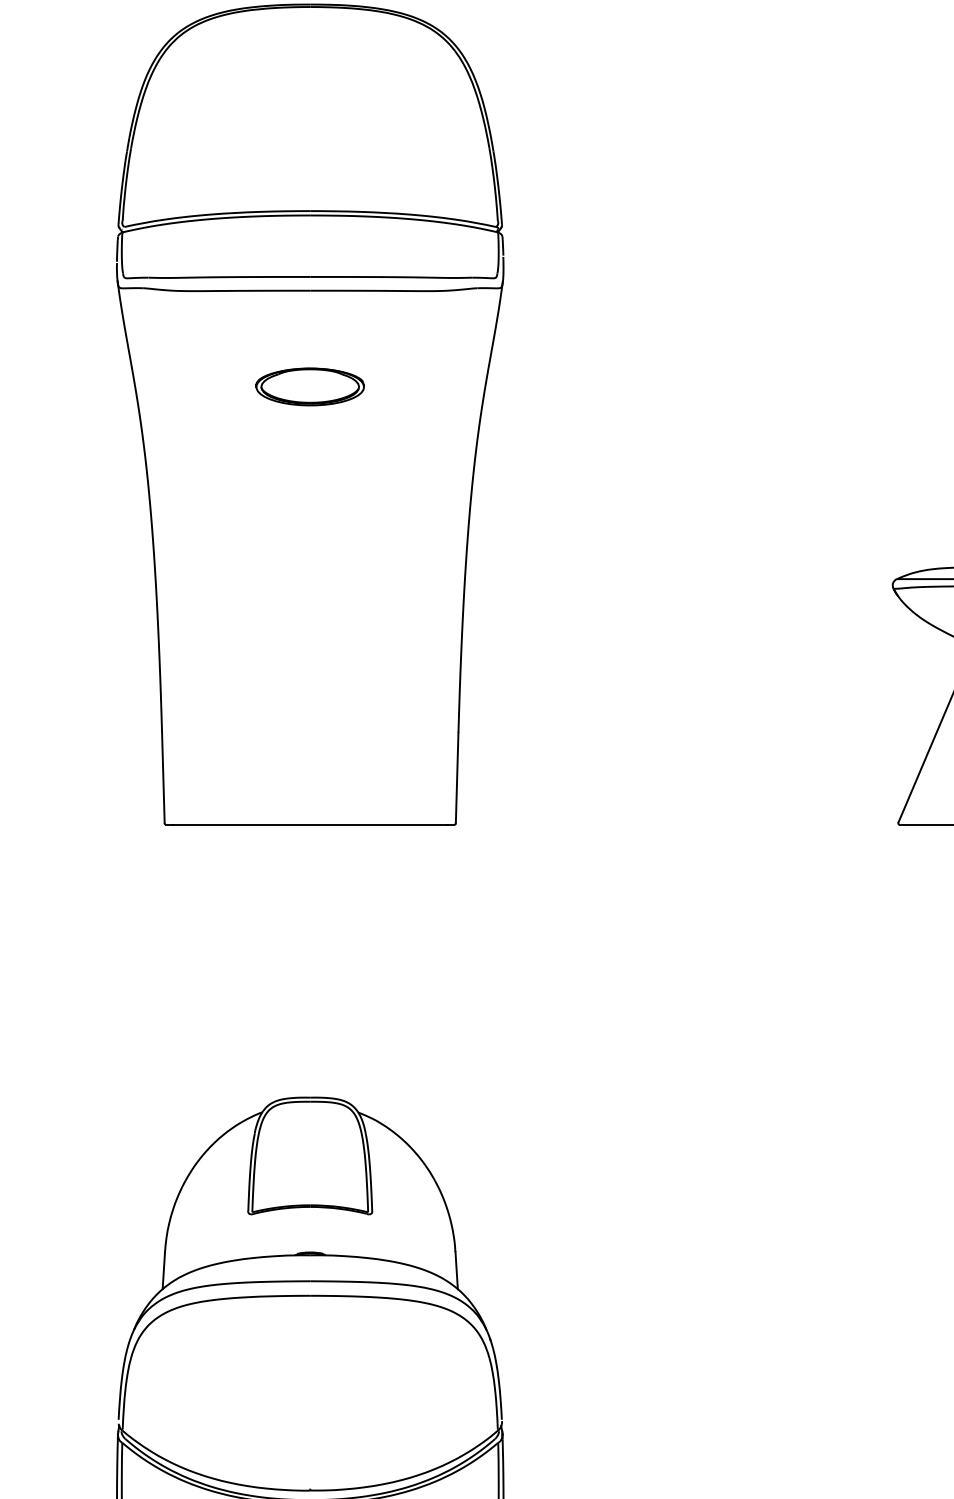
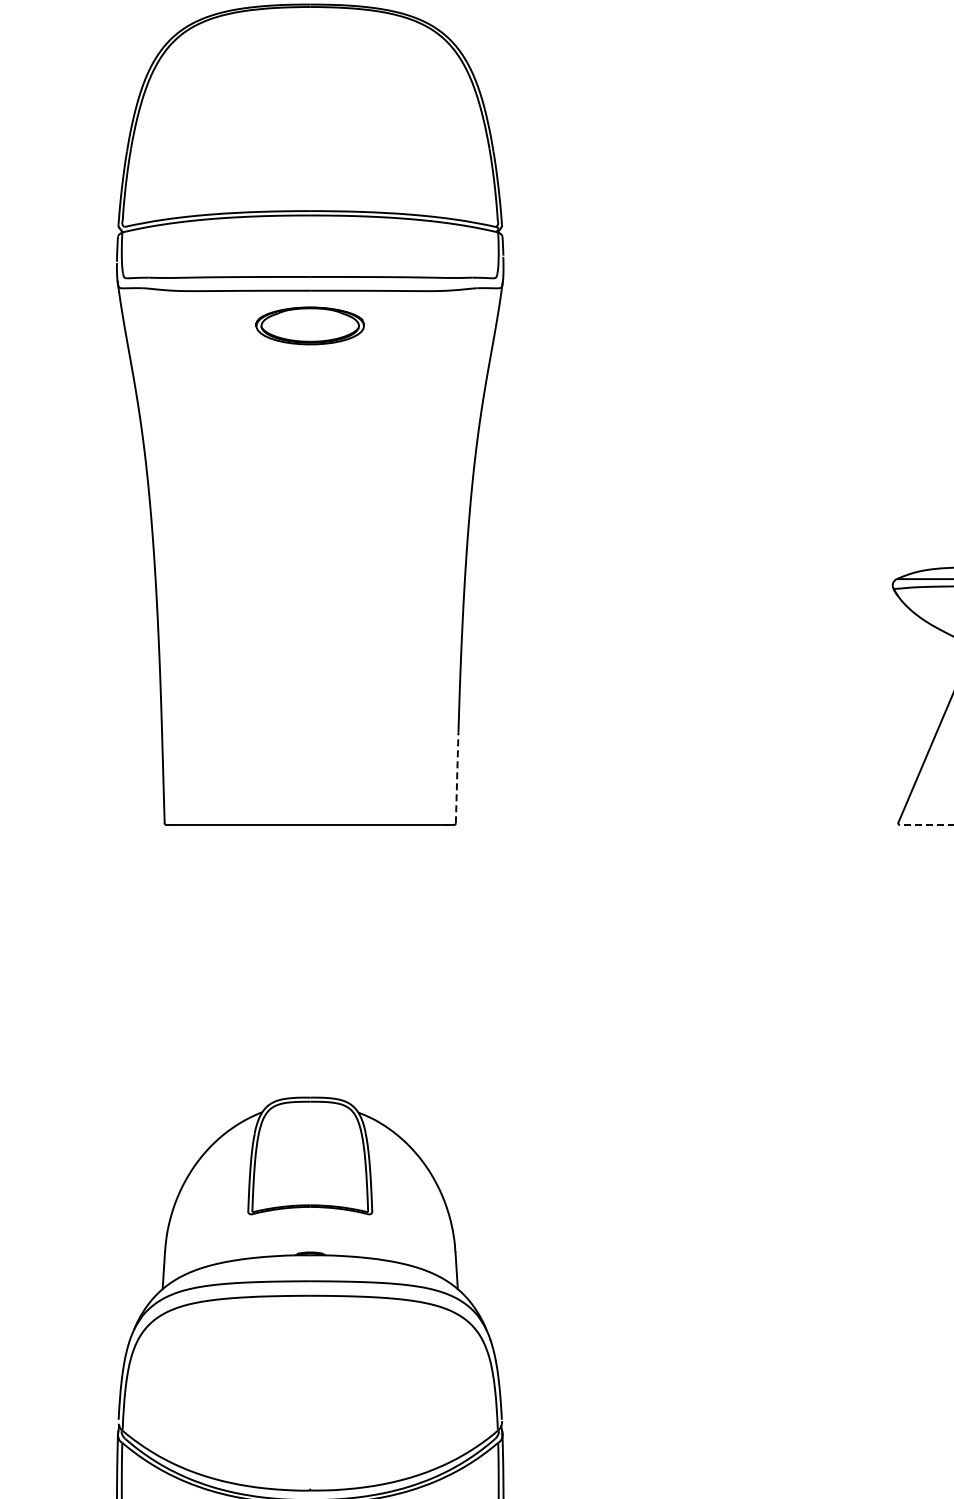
part position: (309, 386) -> (309, 325) (309, 325)
line: solid -> dashed (457, 777)
line: solid -> dashed (926, 825)
